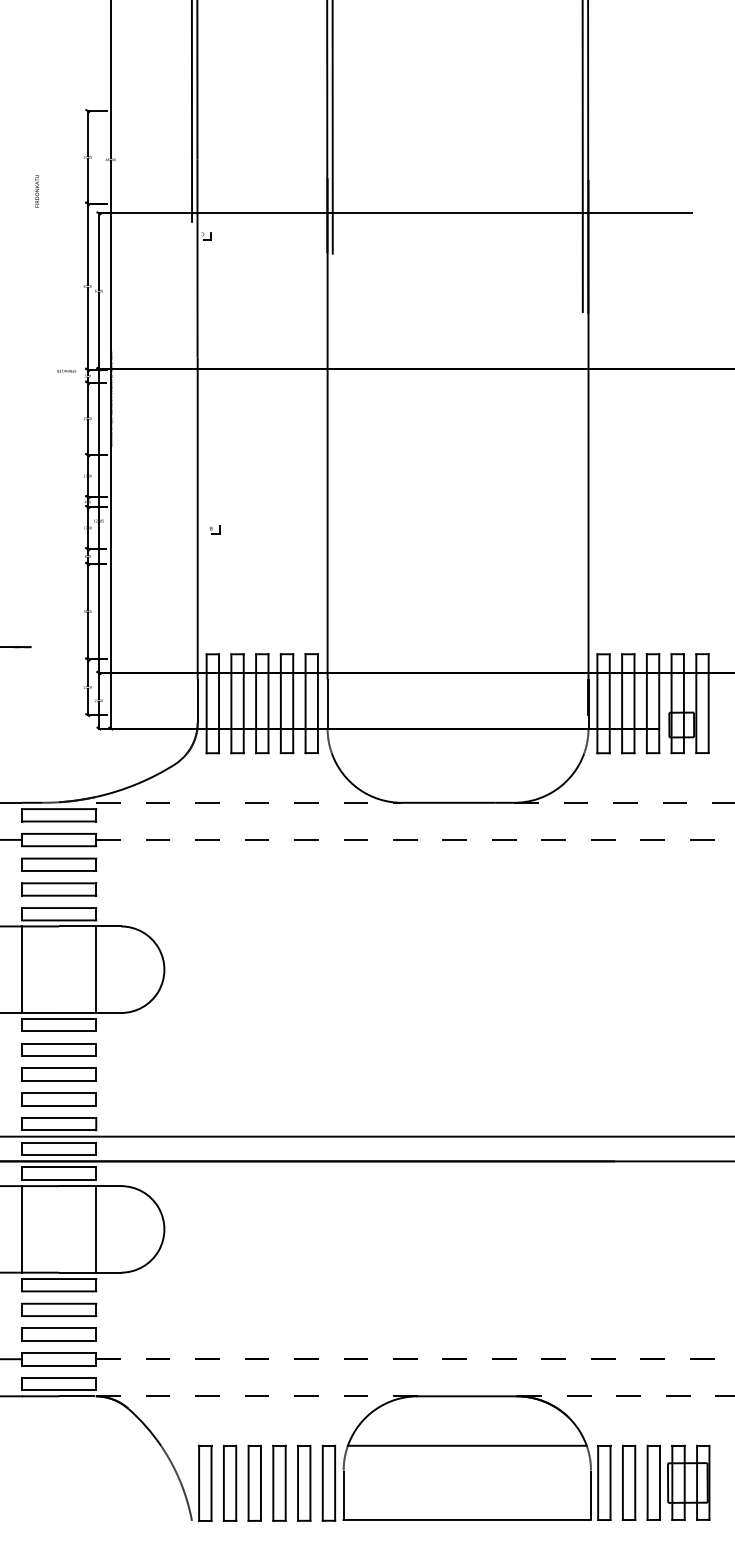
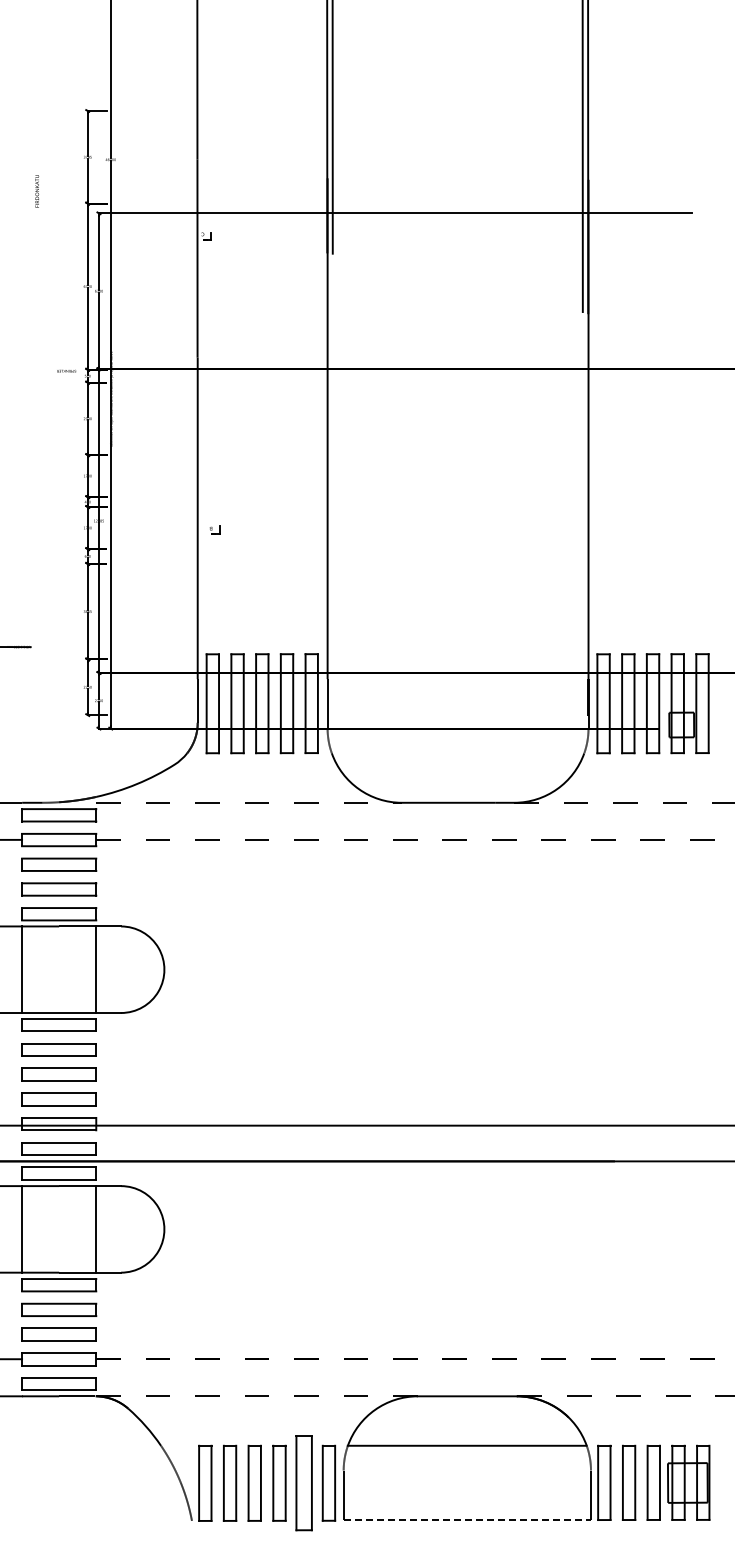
line: present -> none (191, 111)
line position: (366, 1136) -> (366, 1125) (366, 1125)
part size: 15x78 px -> 18x97 px (303, 1483)
line: solid -> dashed (467, 1519)
